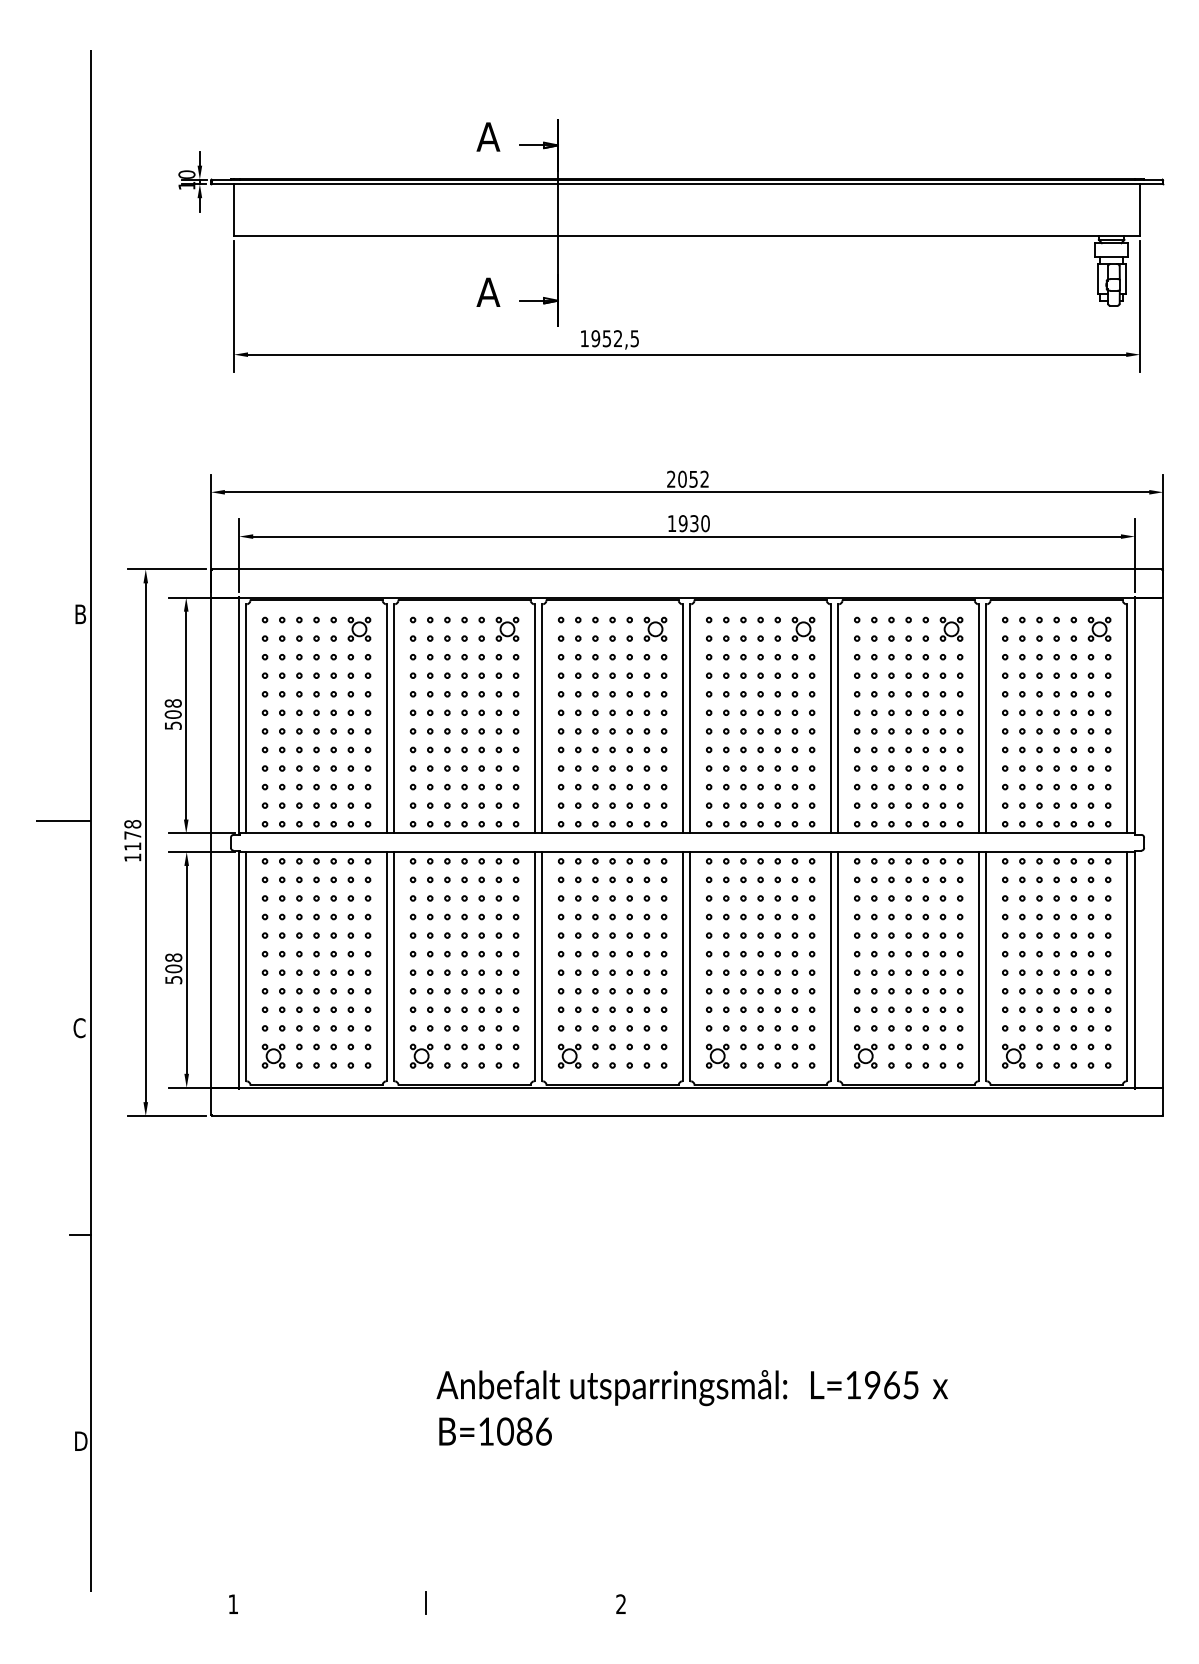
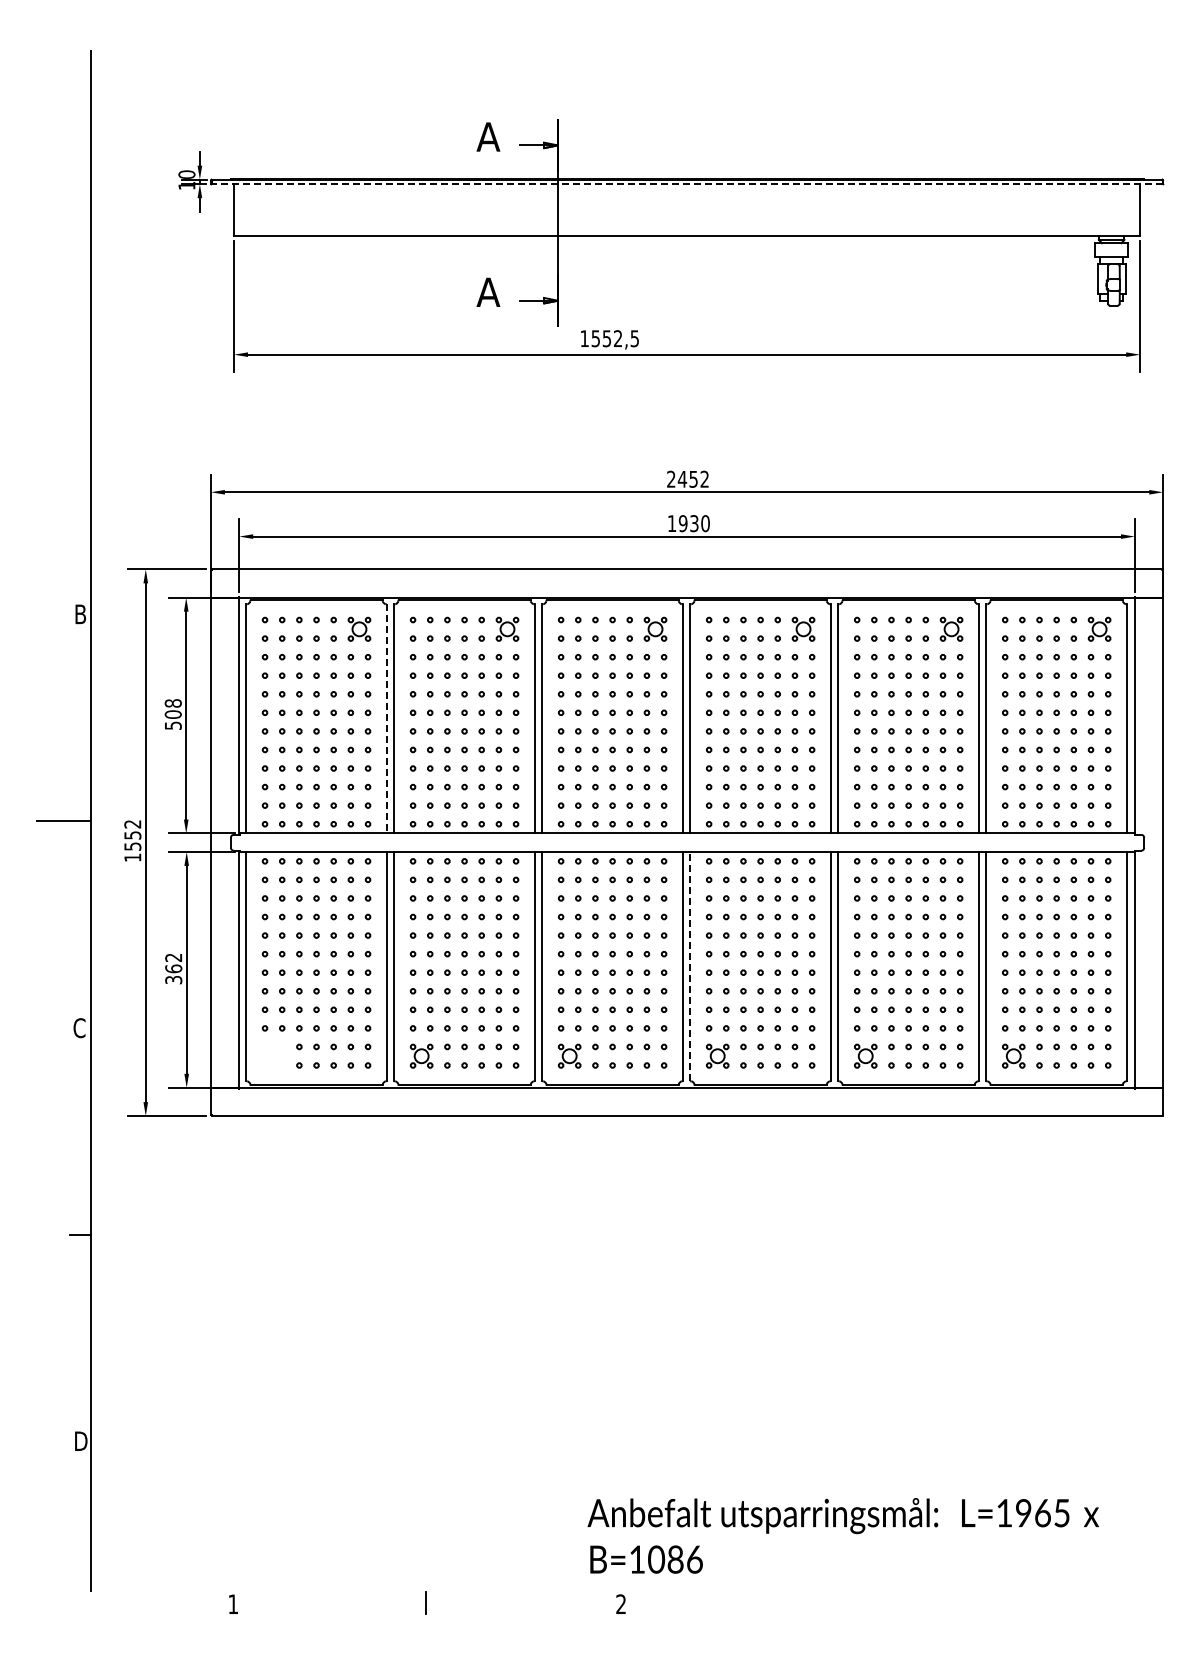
line: solid -> dashed (686, 184)
text: 1952,5 -> 1552,5 (595, 338)
text: 2052 -> 2452 (682, 478)
line: solid -> dashed (386, 718)
text: 1178 -> 1552 (132, 835)
line: solid -> dashed (690, 966)
text: 508 -> 362 (173, 968)
part: present -> none (273, 1055)
text position: (691, 1407) -> (842, 1535) (842, 1535)
